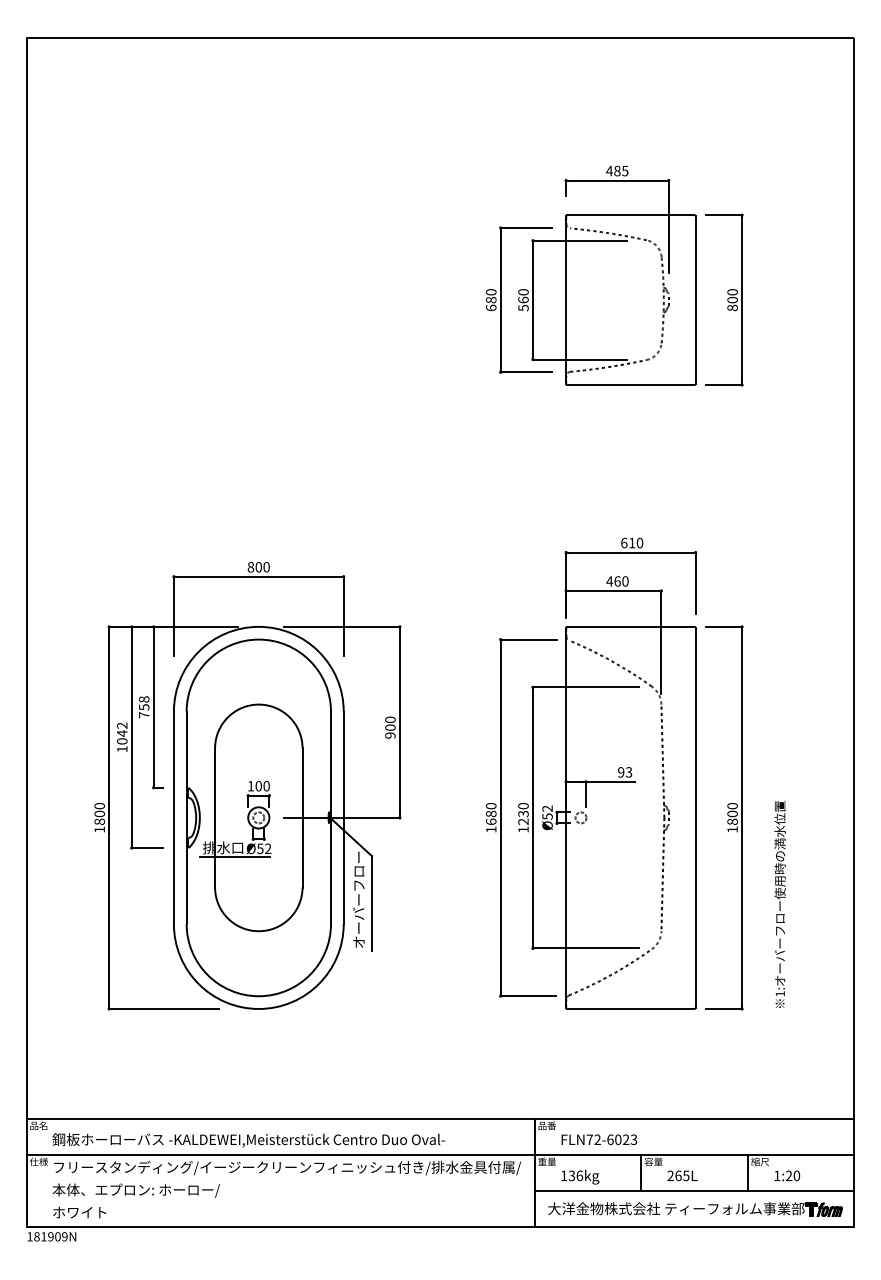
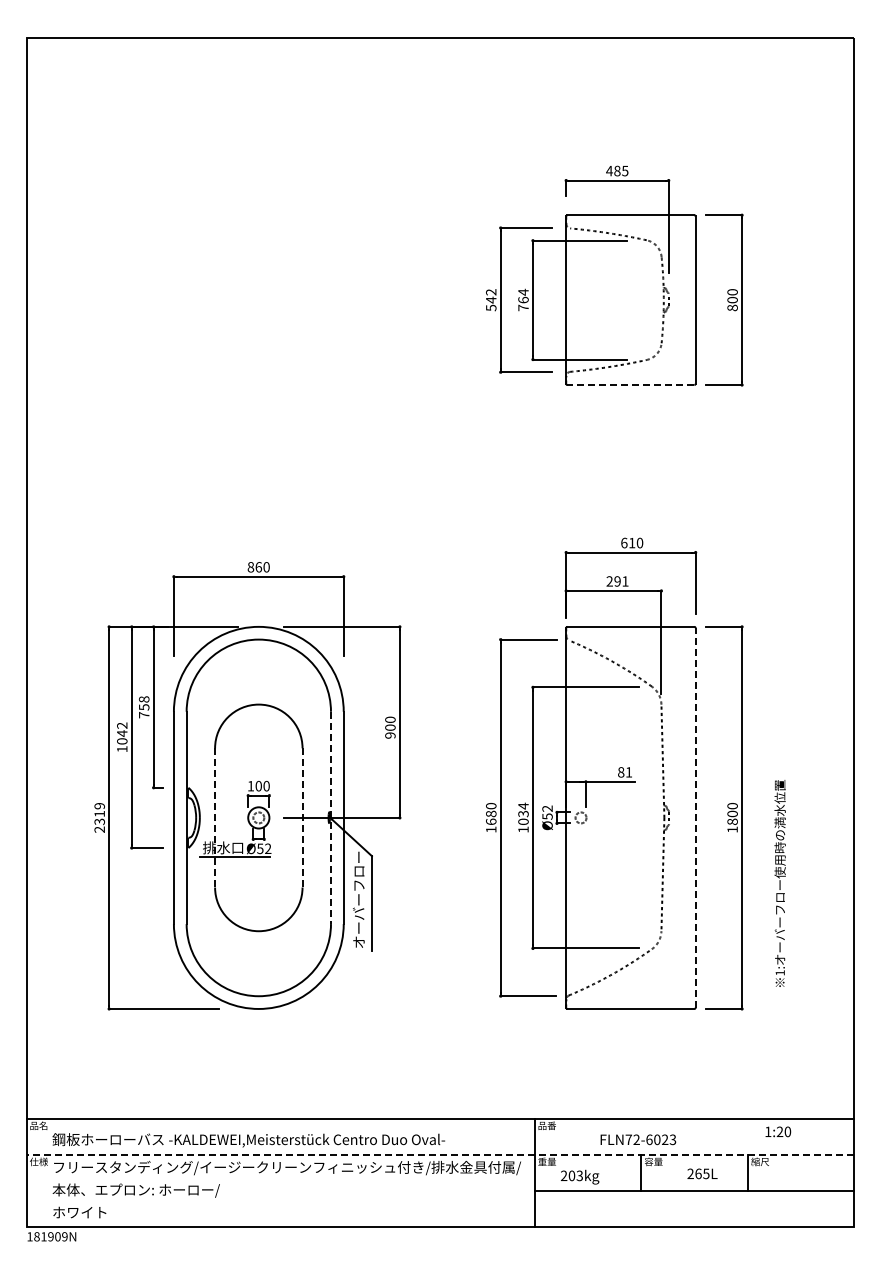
text: 560 -> 764 (523, 299)
text: 680 -> 542 (491, 300)
line: solid -> dashed (630, 385)
text: 800 -> 860 (258, 567)
text: 460 -> 291 (617, 581)
text: 93 -> 81 (625, 772)
text: 1230 -> 1034 (523, 813)
text: 1800 -> 2319 (99, 817)
line: solid -> dashed (215, 817)
line: solid -> dashed (302, 817)
line: solid -> dashed (695, 817)
line: solid -> dashed (331, 818)
text position: (779, 904) -> (779, 883) (779, 883)
text position: (599, 1139) -> (638, 1139) (638, 1139)
line: solid -> dashed (440, 1155)
text: 136kg -> 203kg (571, 1175)
text position: (682, 1175) -> (702, 1173) (702, 1173)
text position: (787, 1175) -> (778, 1131) (778, 1131)
part: present -> none (695, 1209)
